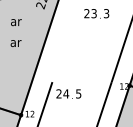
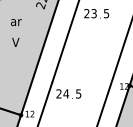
text: 3 -> 5 (106, 13)
text: ar -> V (15, 41)
line: none -> present (65, 42)
